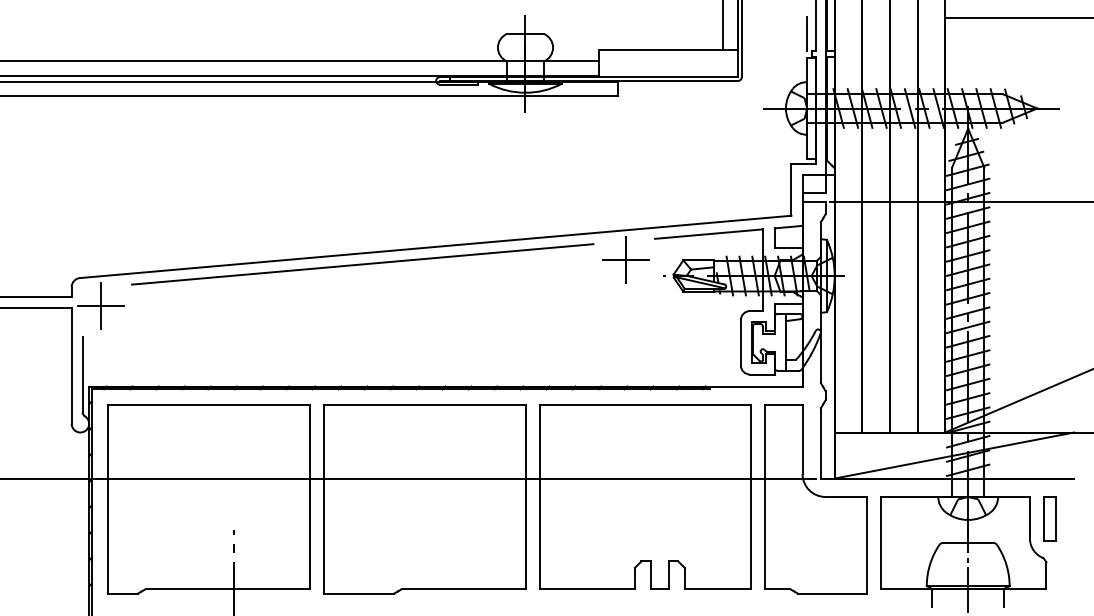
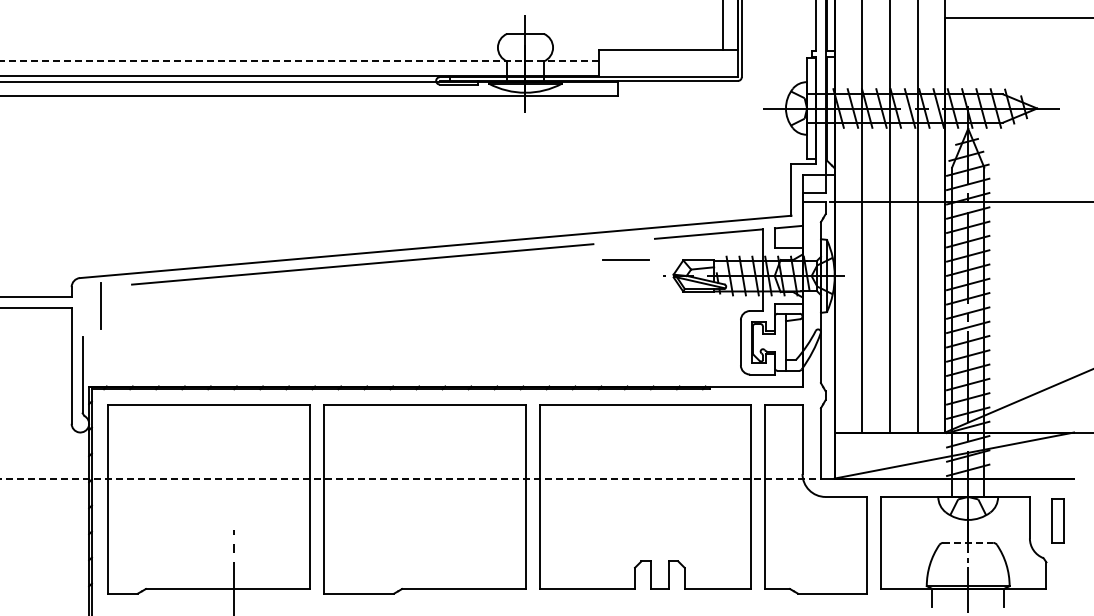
line: present -> none (807, 33)
line: solid -> dashed (299, 61)
line: present -> none (625, 260)
line: present -> none (101, 306)
line: solid -> dashed (408, 478)
part position: (1049, 518) -> (1057, 520) (1057, 520)
line: solid -> dashed (968, 542)
